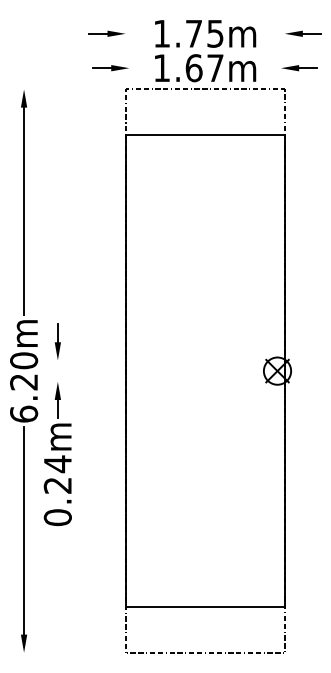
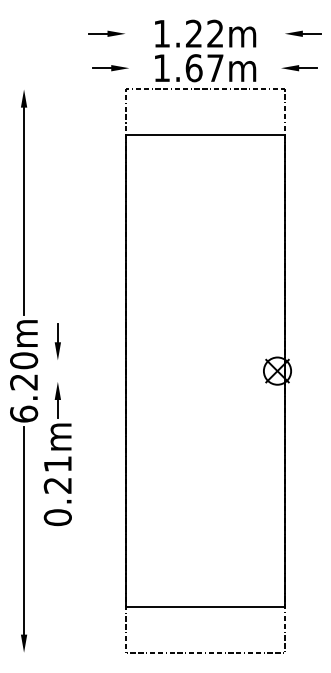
text: 1.75m -> 1.22m (204, 33)
text: 0.24m -> 0.21m (57, 464)
